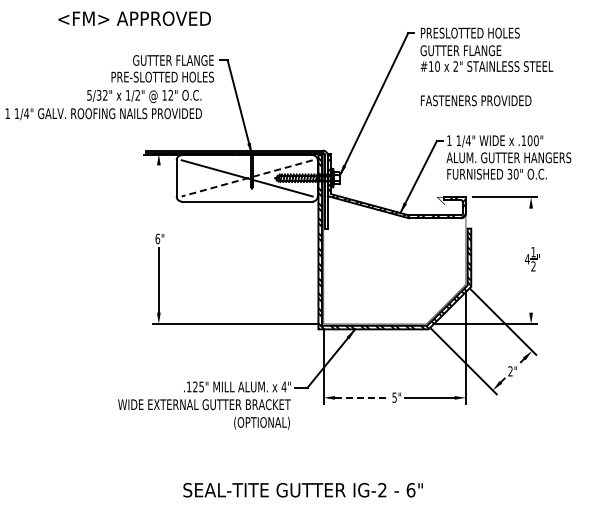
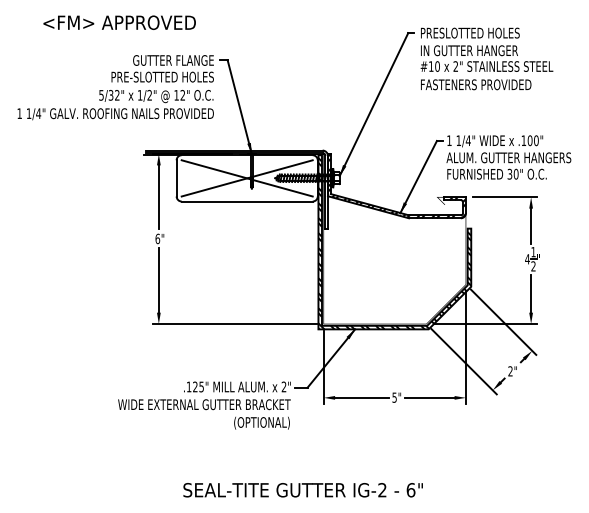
text position: (134, 18) -> (119, 22) (119, 22)
text: GUTTER FLANGE -> IN GUTTER HANGER (468, 50)
text position: (476, 100) -> (476, 84) (476, 84)
text position: (103, 105) -> (115, 105) (115, 105)
line: dashed -> solid (247, 178)
line: none -> present (158, 197)
line: none -> present (531, 226)
line: none -> present (531, 293)
text: 4" -> 2" (283, 386)
line: dashed -> solid (361, 397)
